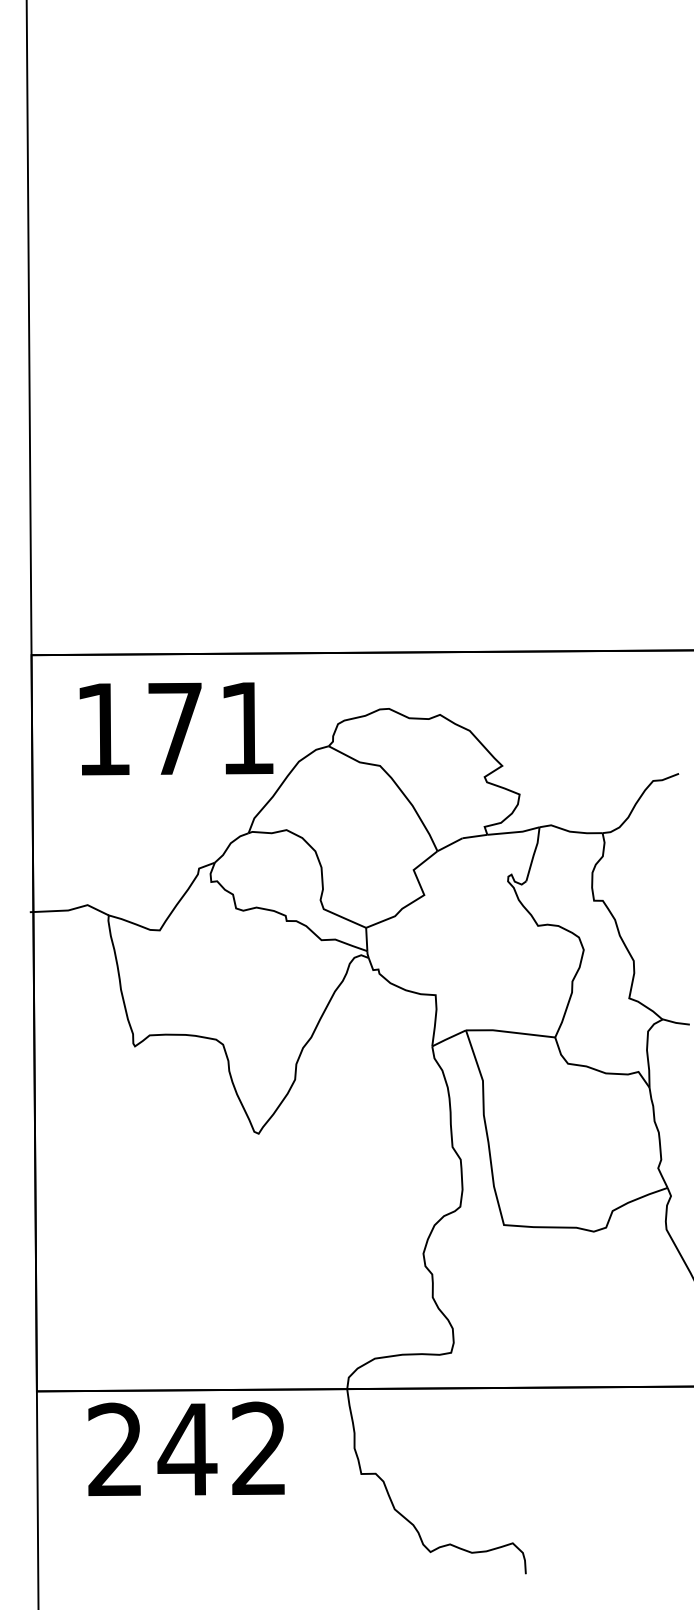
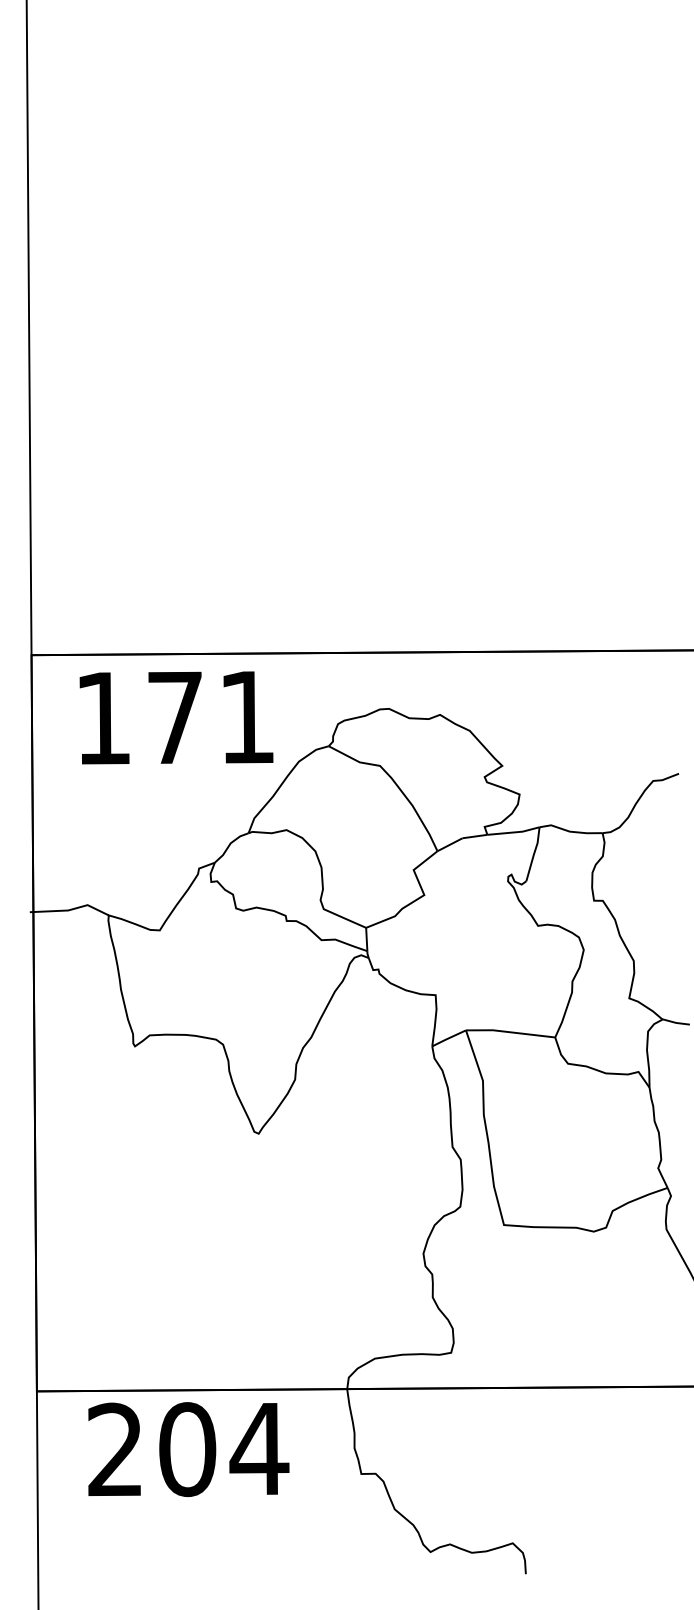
text position: (176, 728) -> (176, 717) (176, 717)
text: 242 -> 204 (223, 1449)
